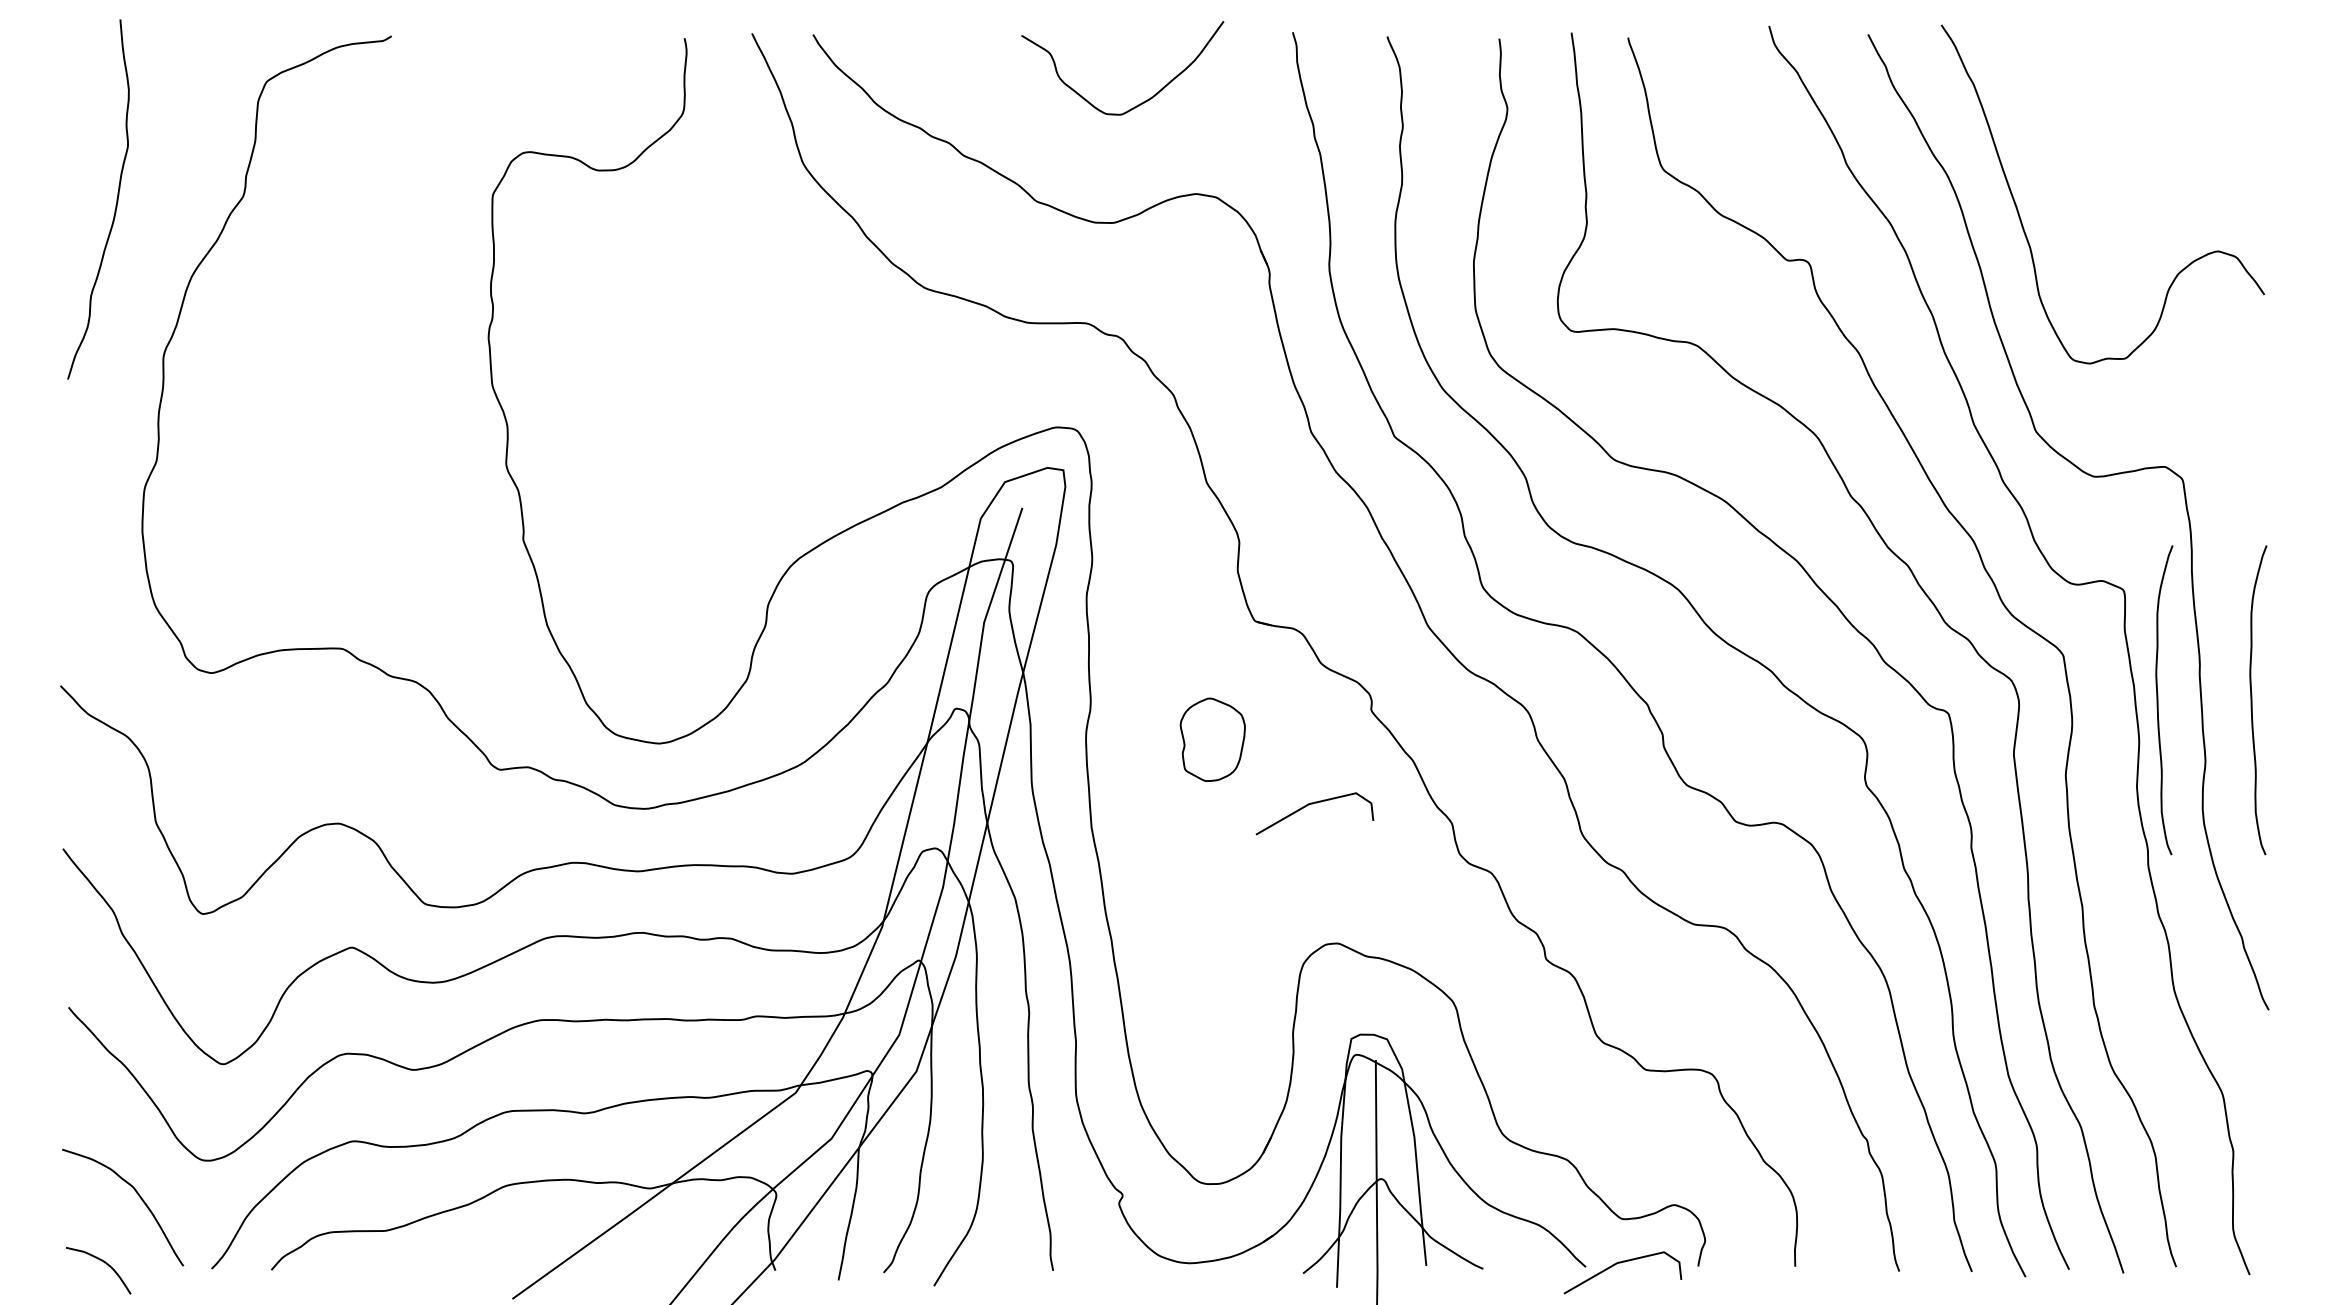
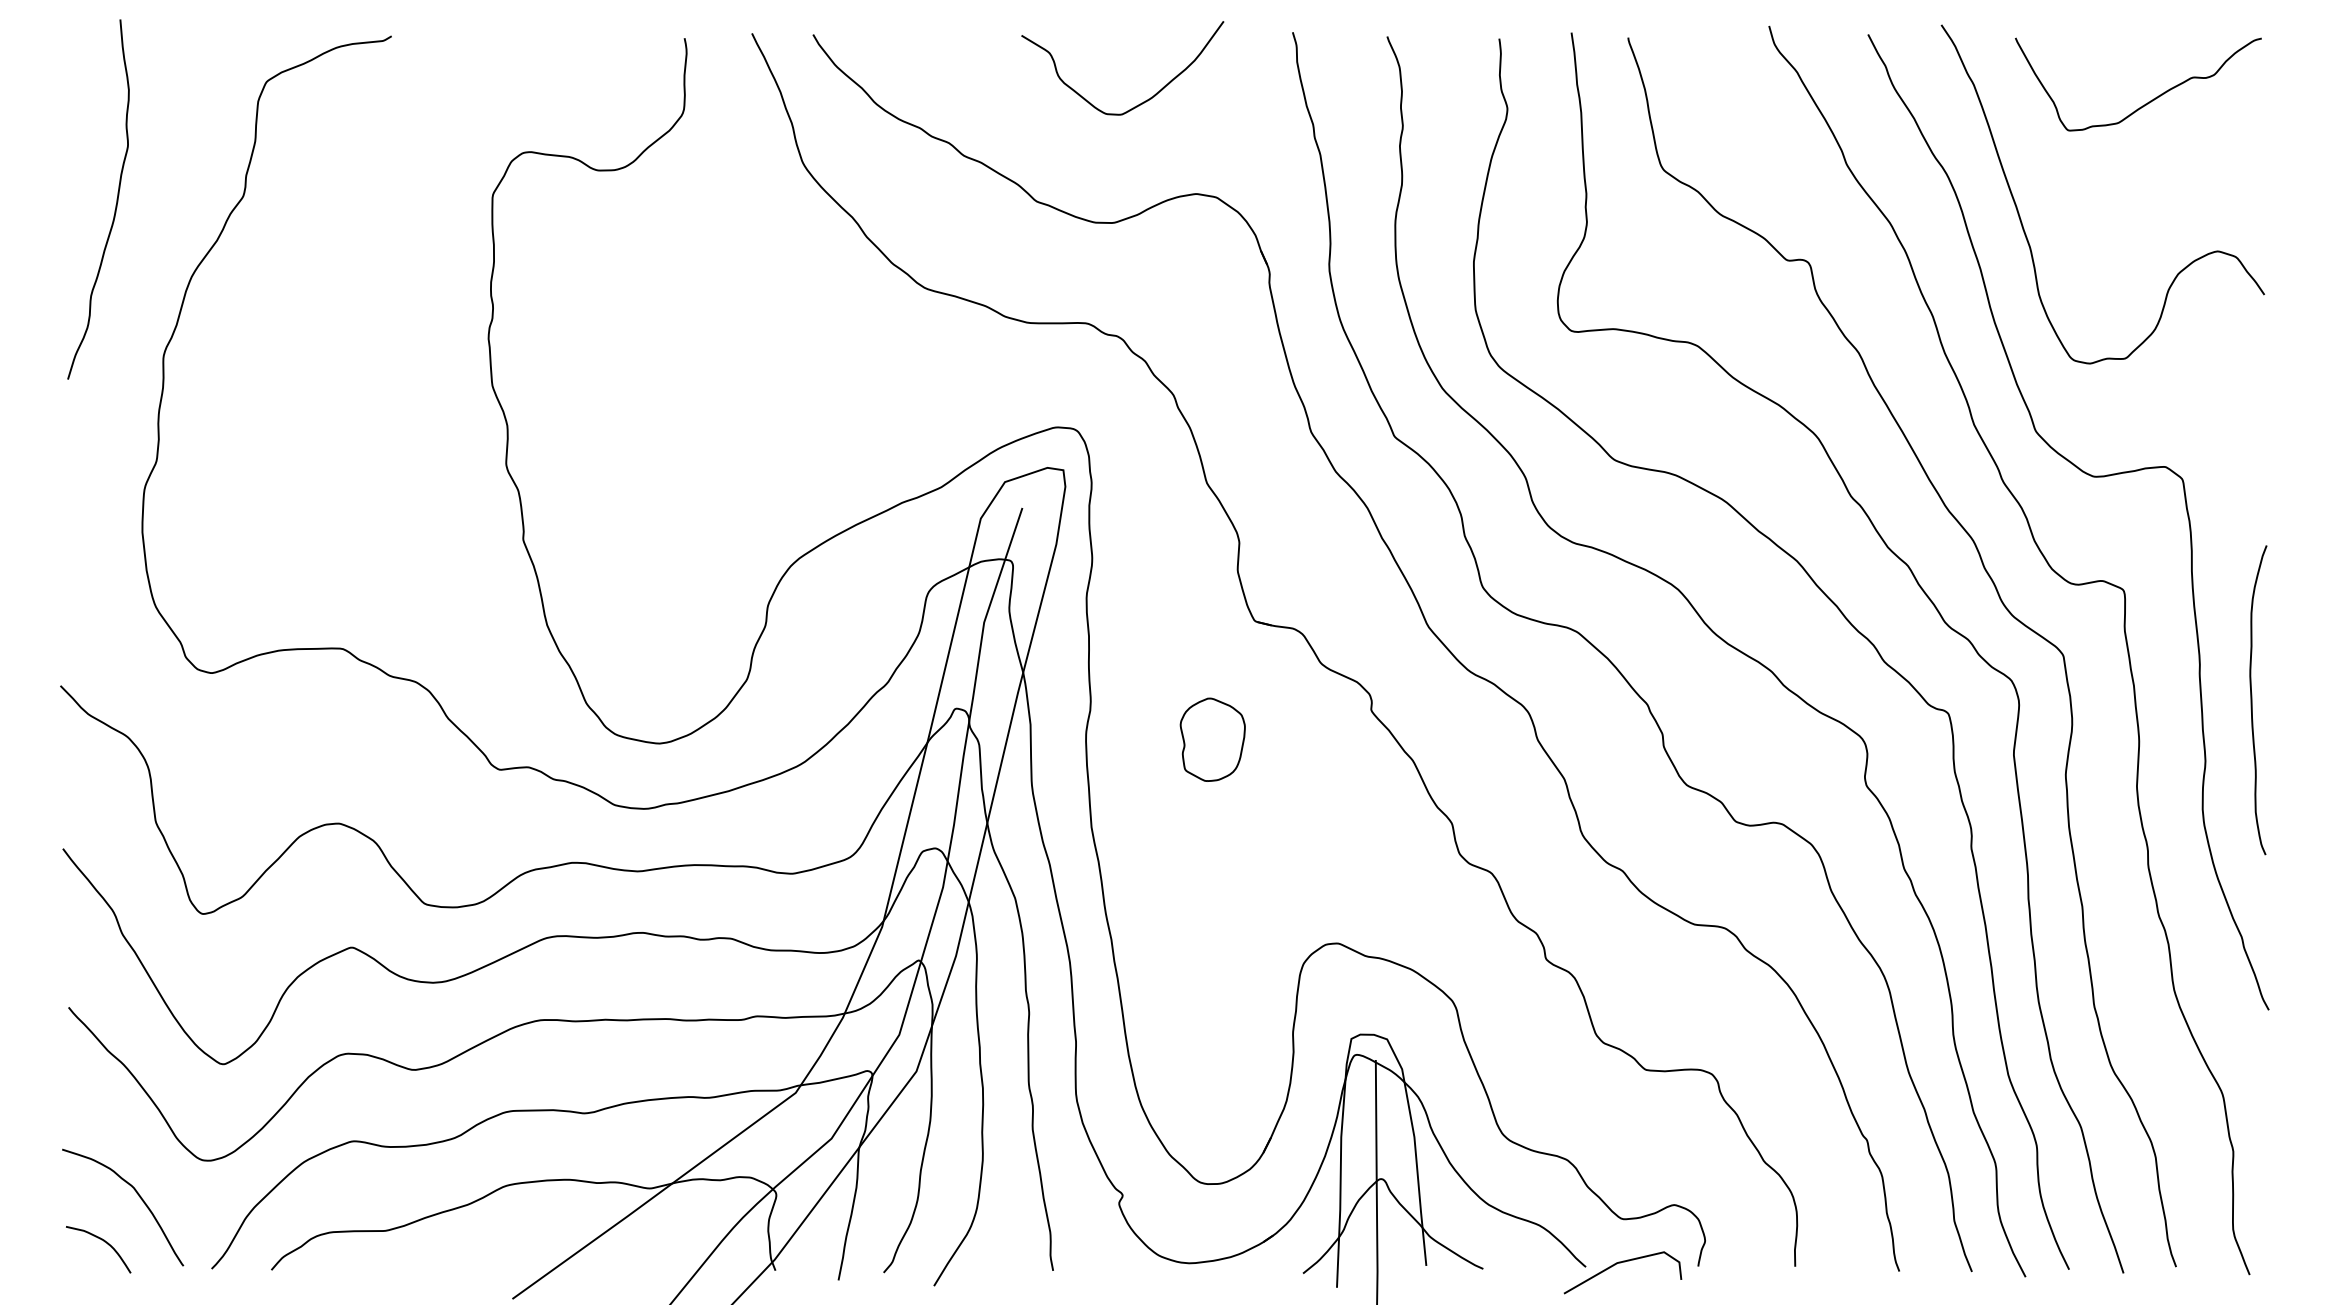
curve: none -> present (2148, 101)
curve: present -> none (2158, 700)
line: present -> none (1312, 804)
curve position: (104, 1263) -> (104, 1242) (104, 1242)
